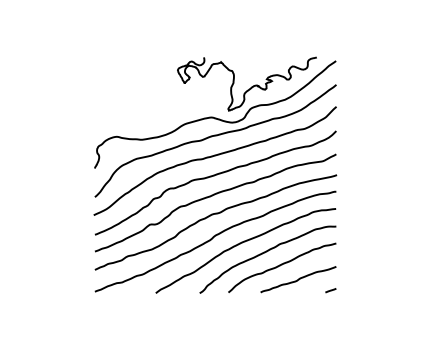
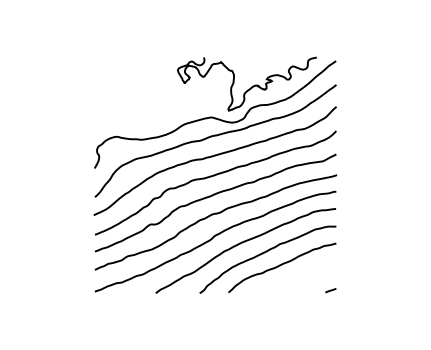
curve: present -> none (298, 279)
